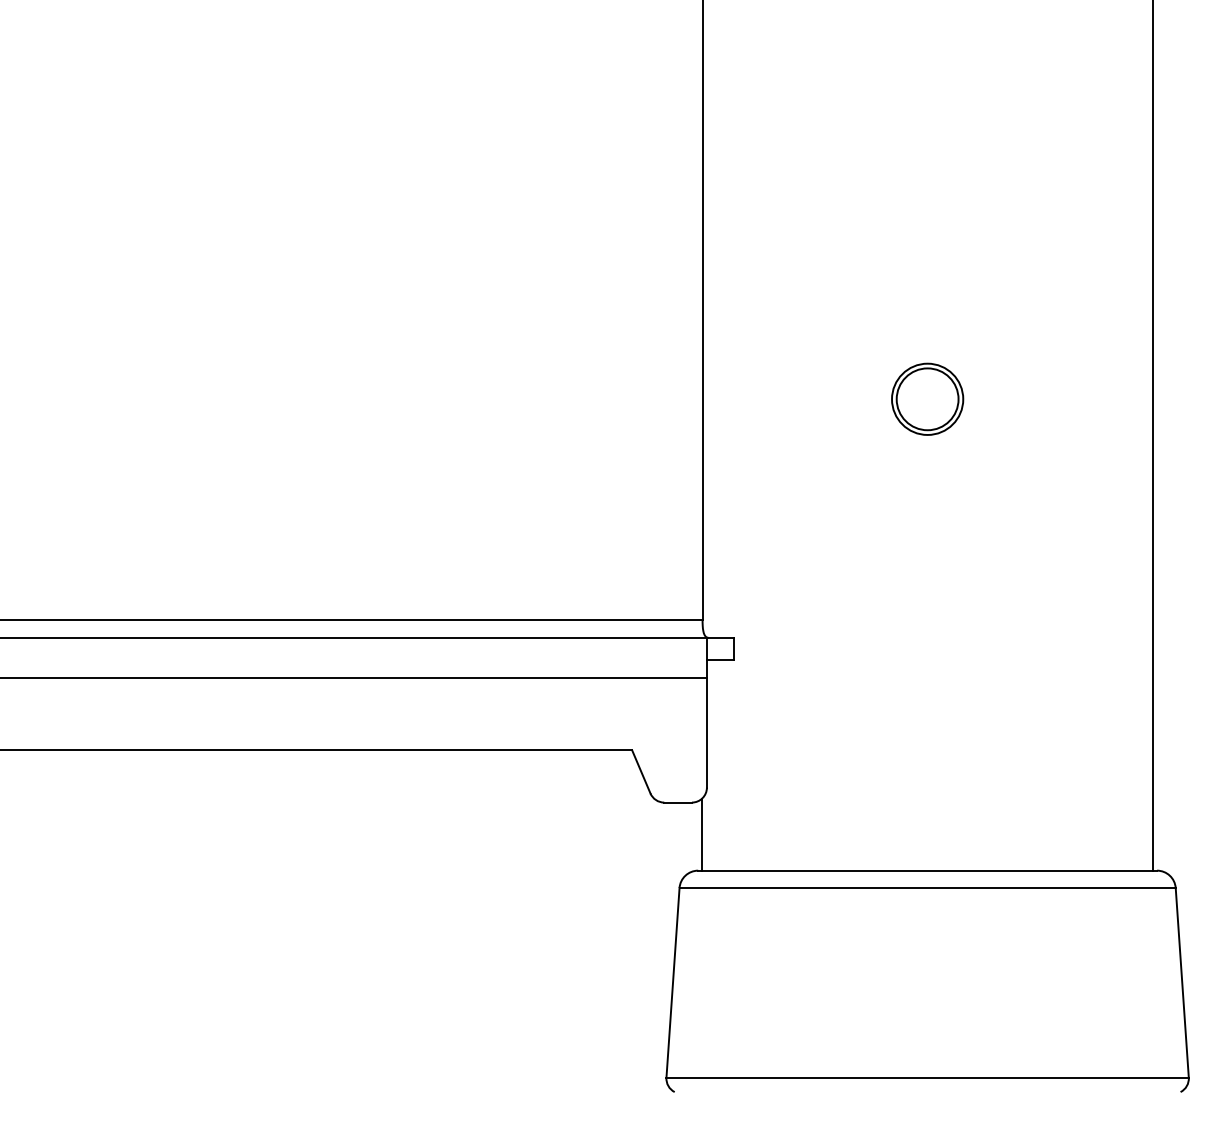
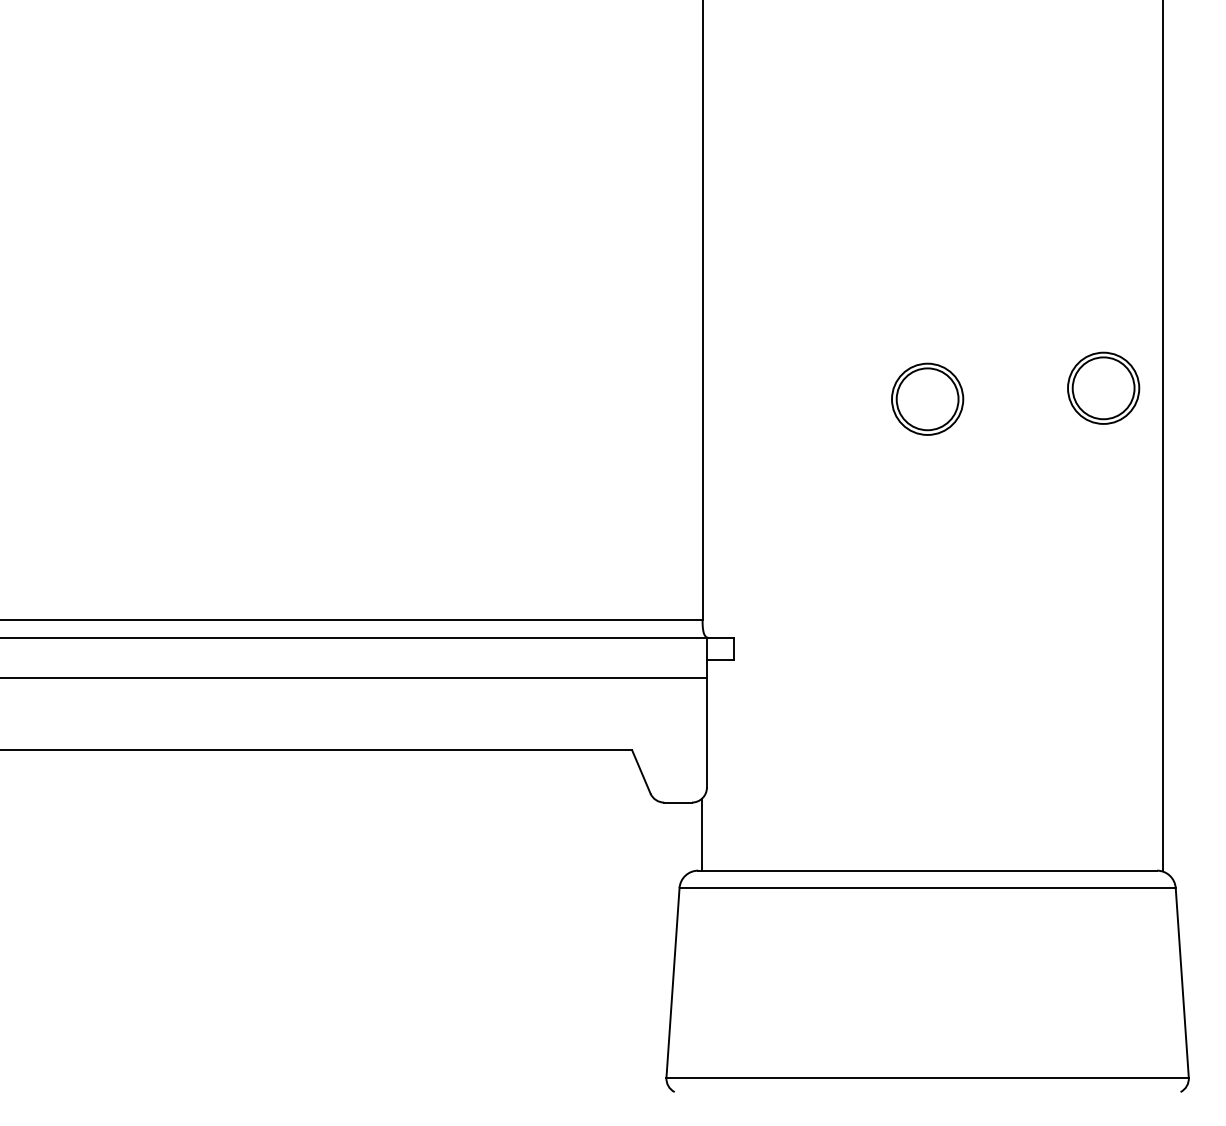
part: none -> present (1103, 387)
line position: (1153, 436) -> (1163, 436) (1163, 436)
